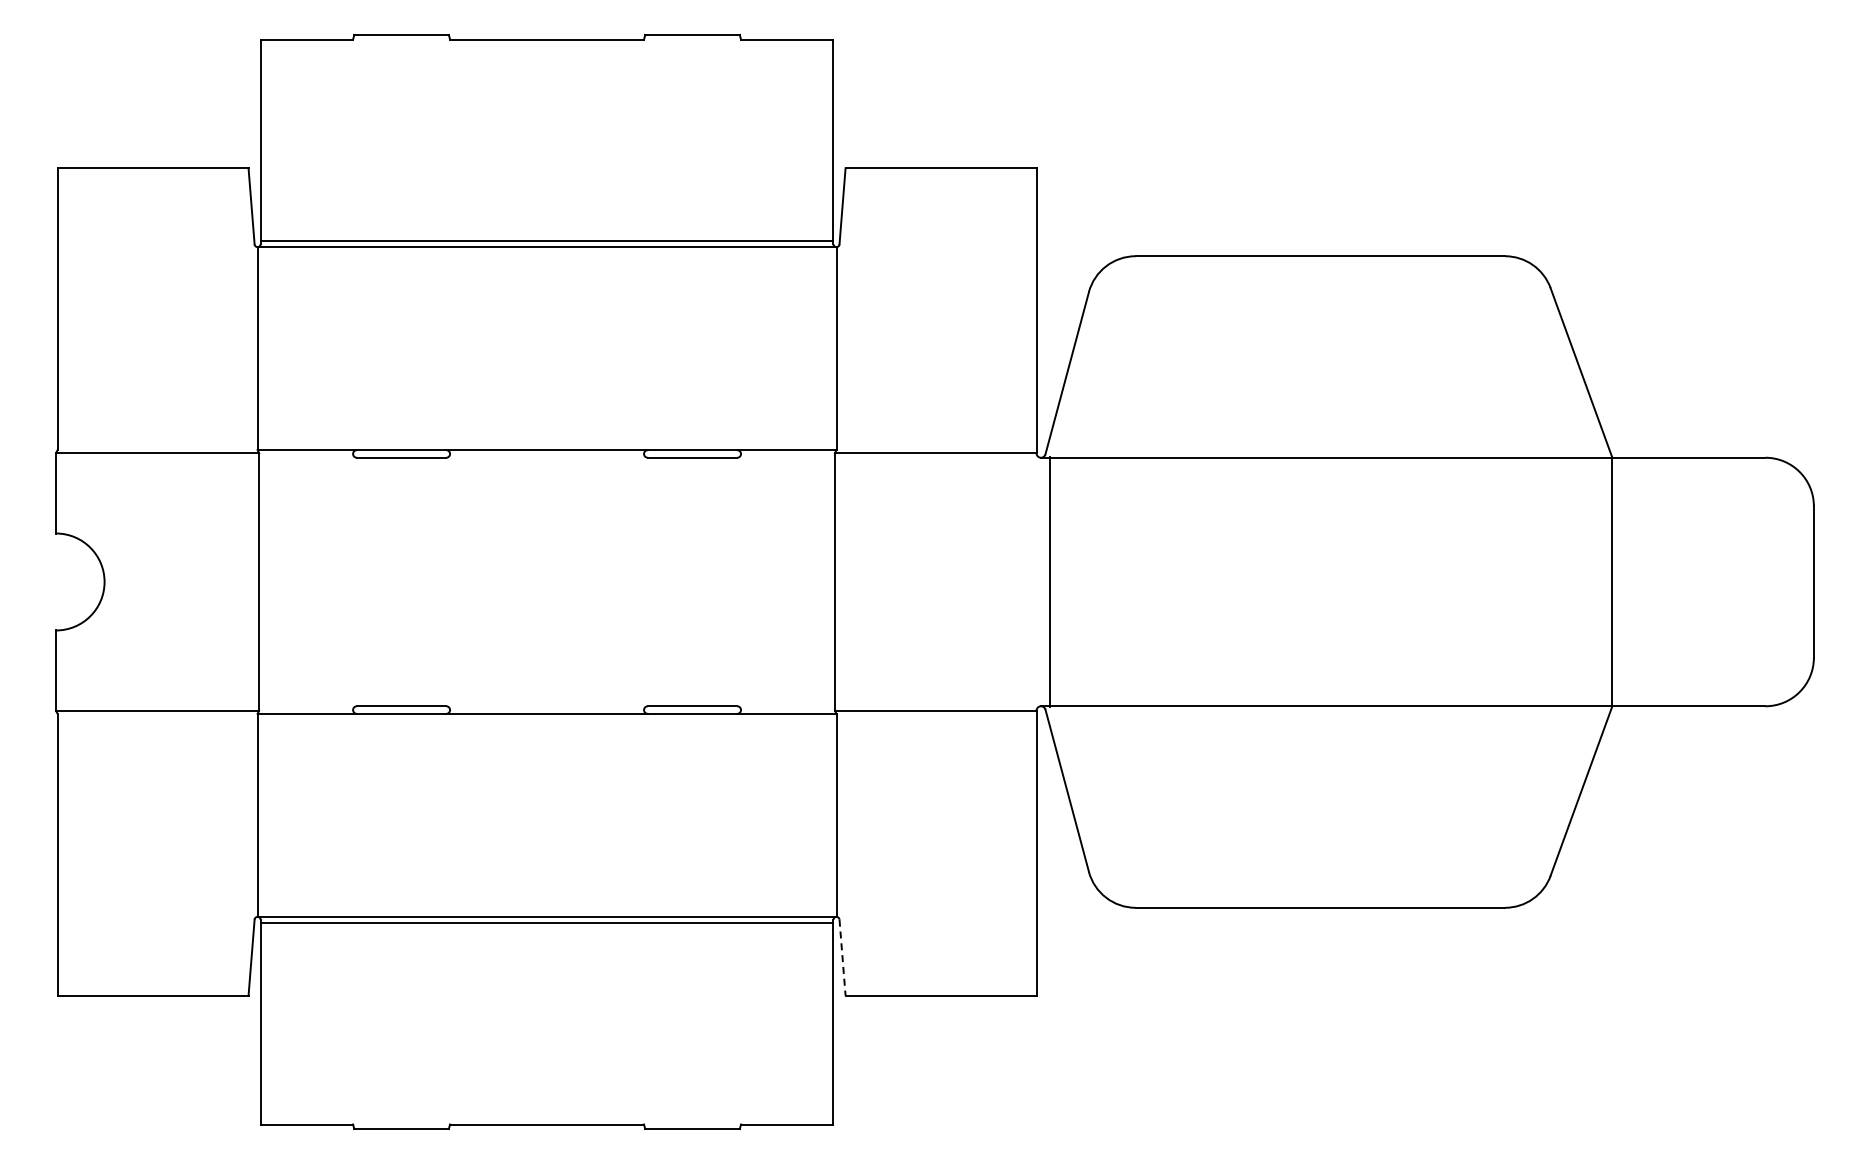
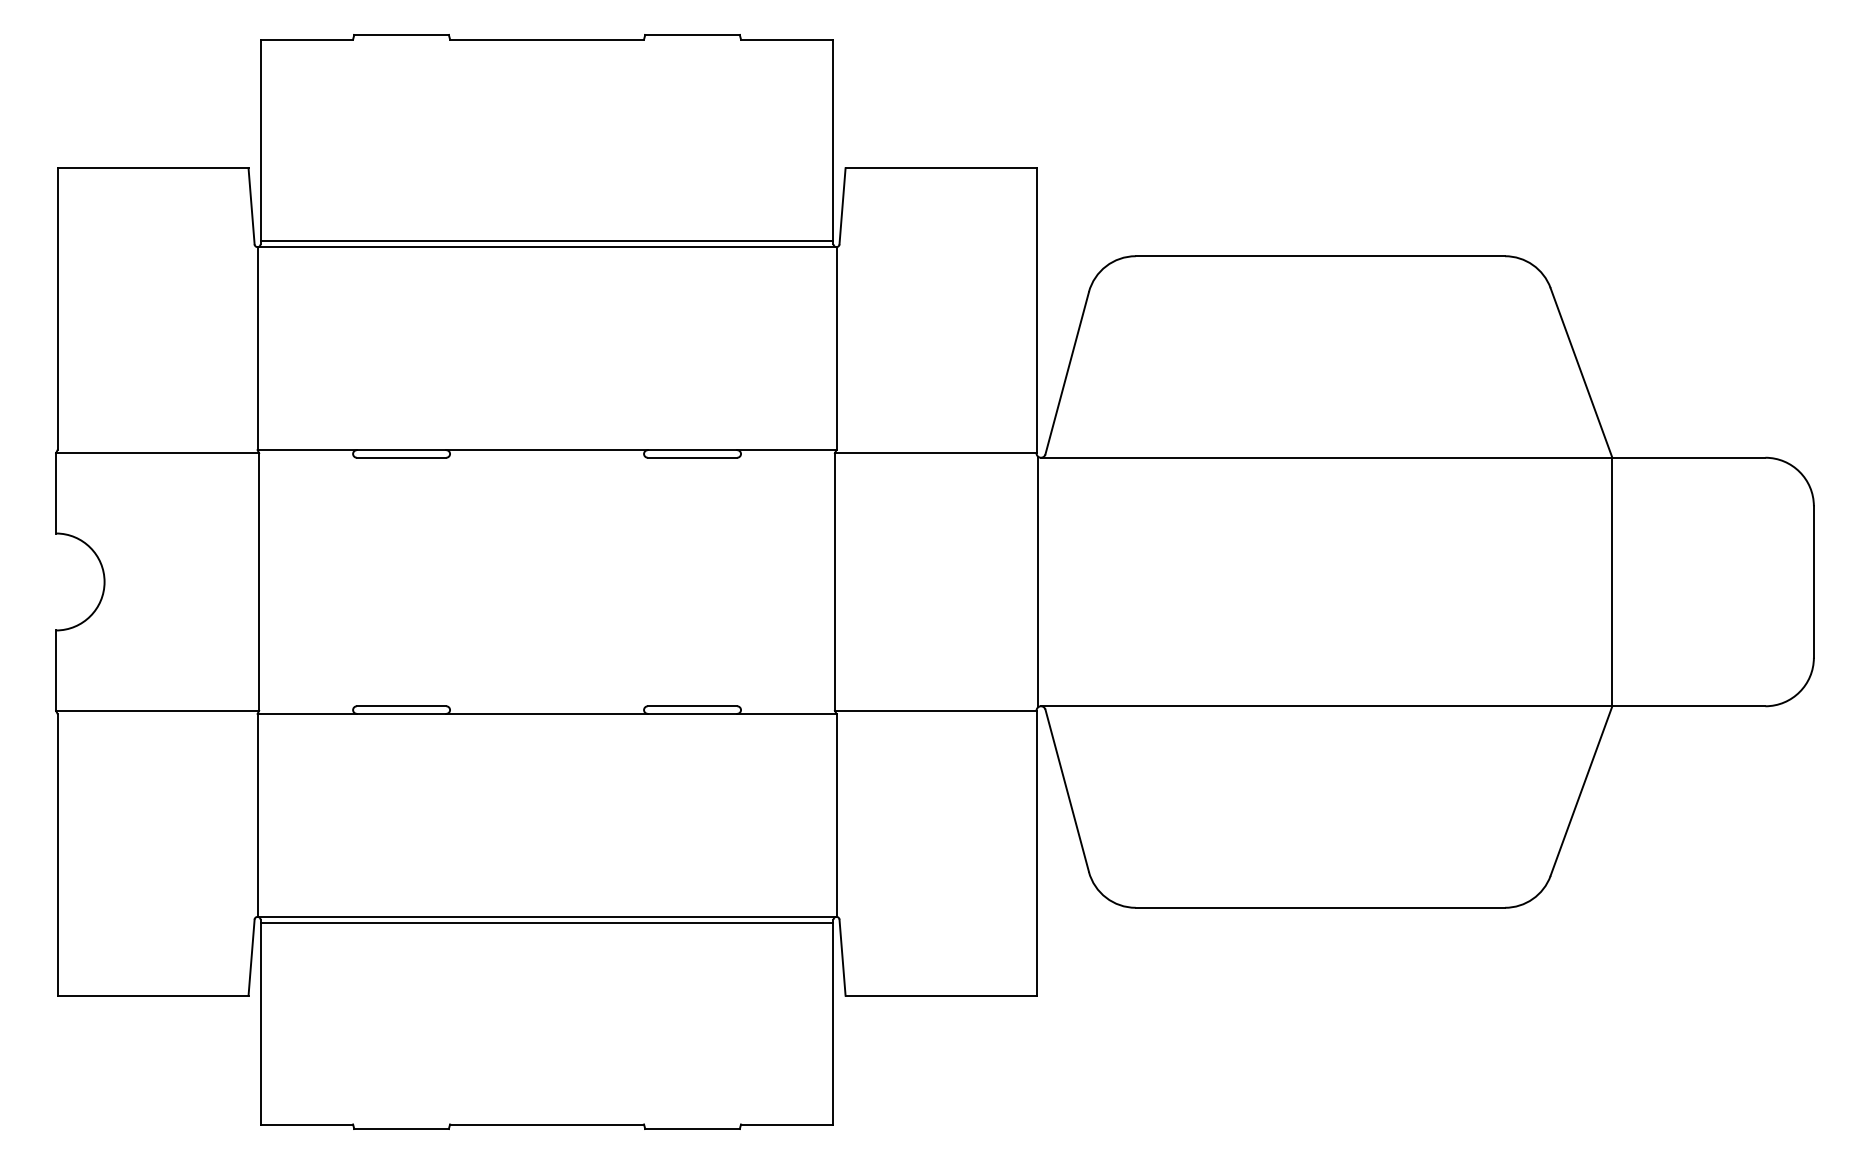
line position: (1050, 581) -> (1038, 581) (1038, 581)
line: dashed -> solid (842, 958)
